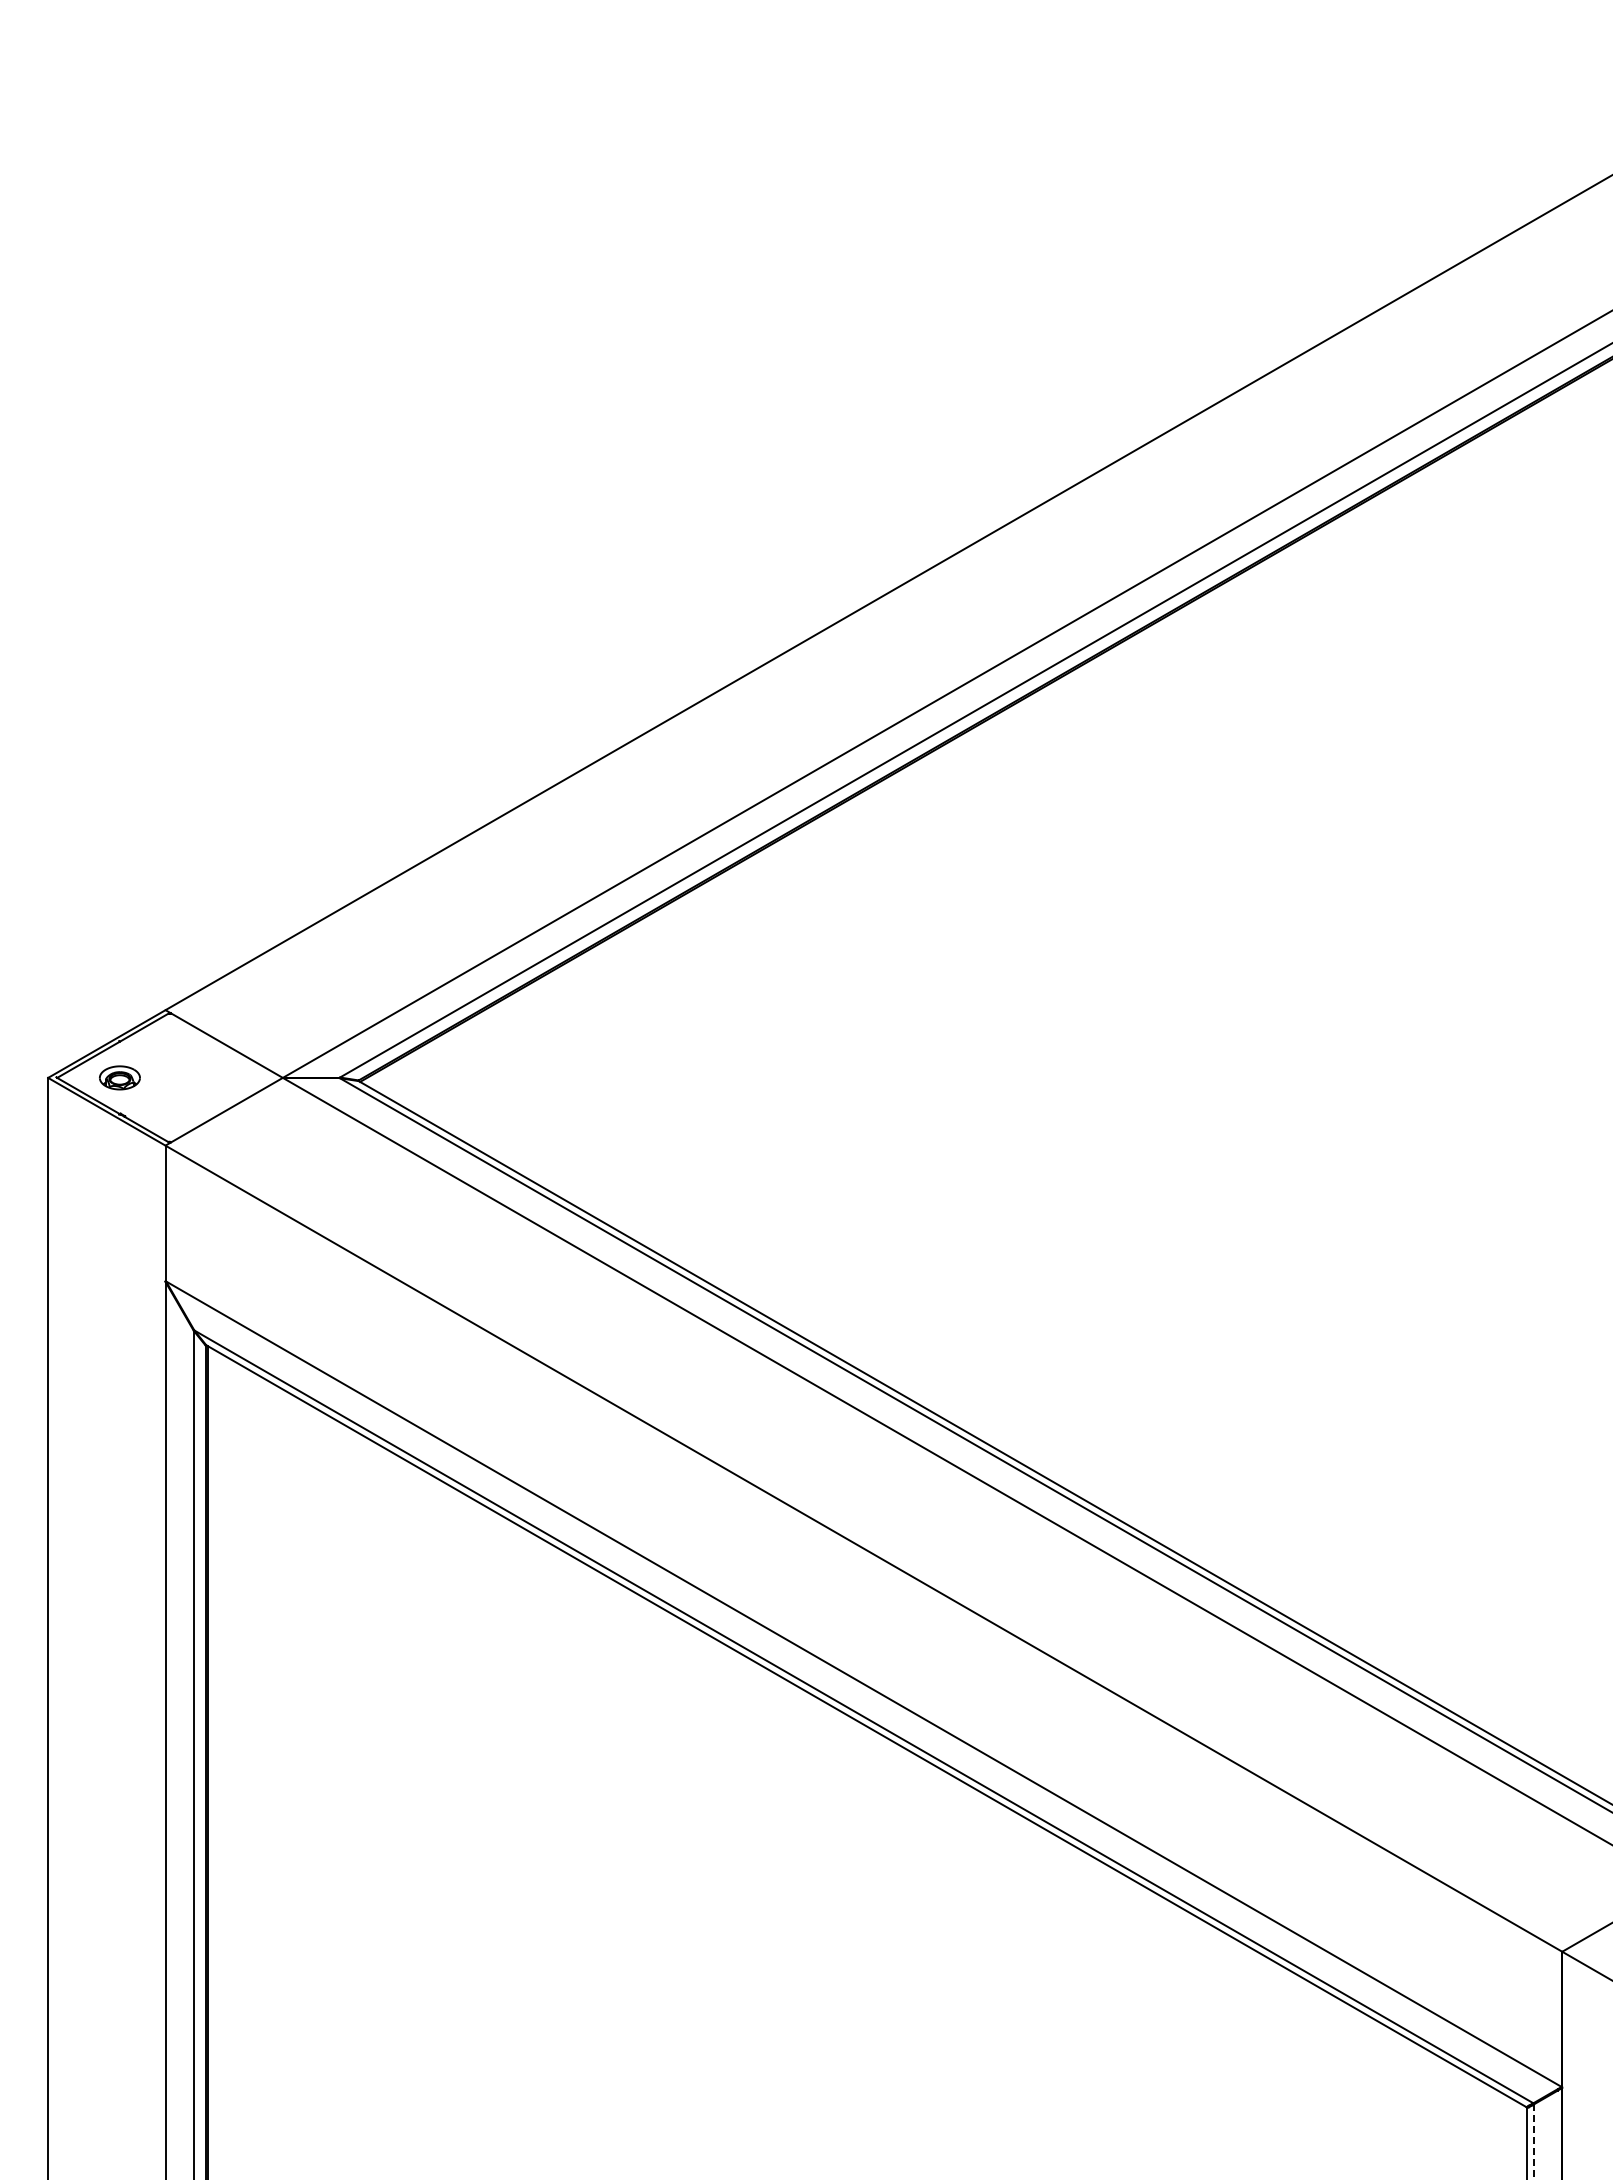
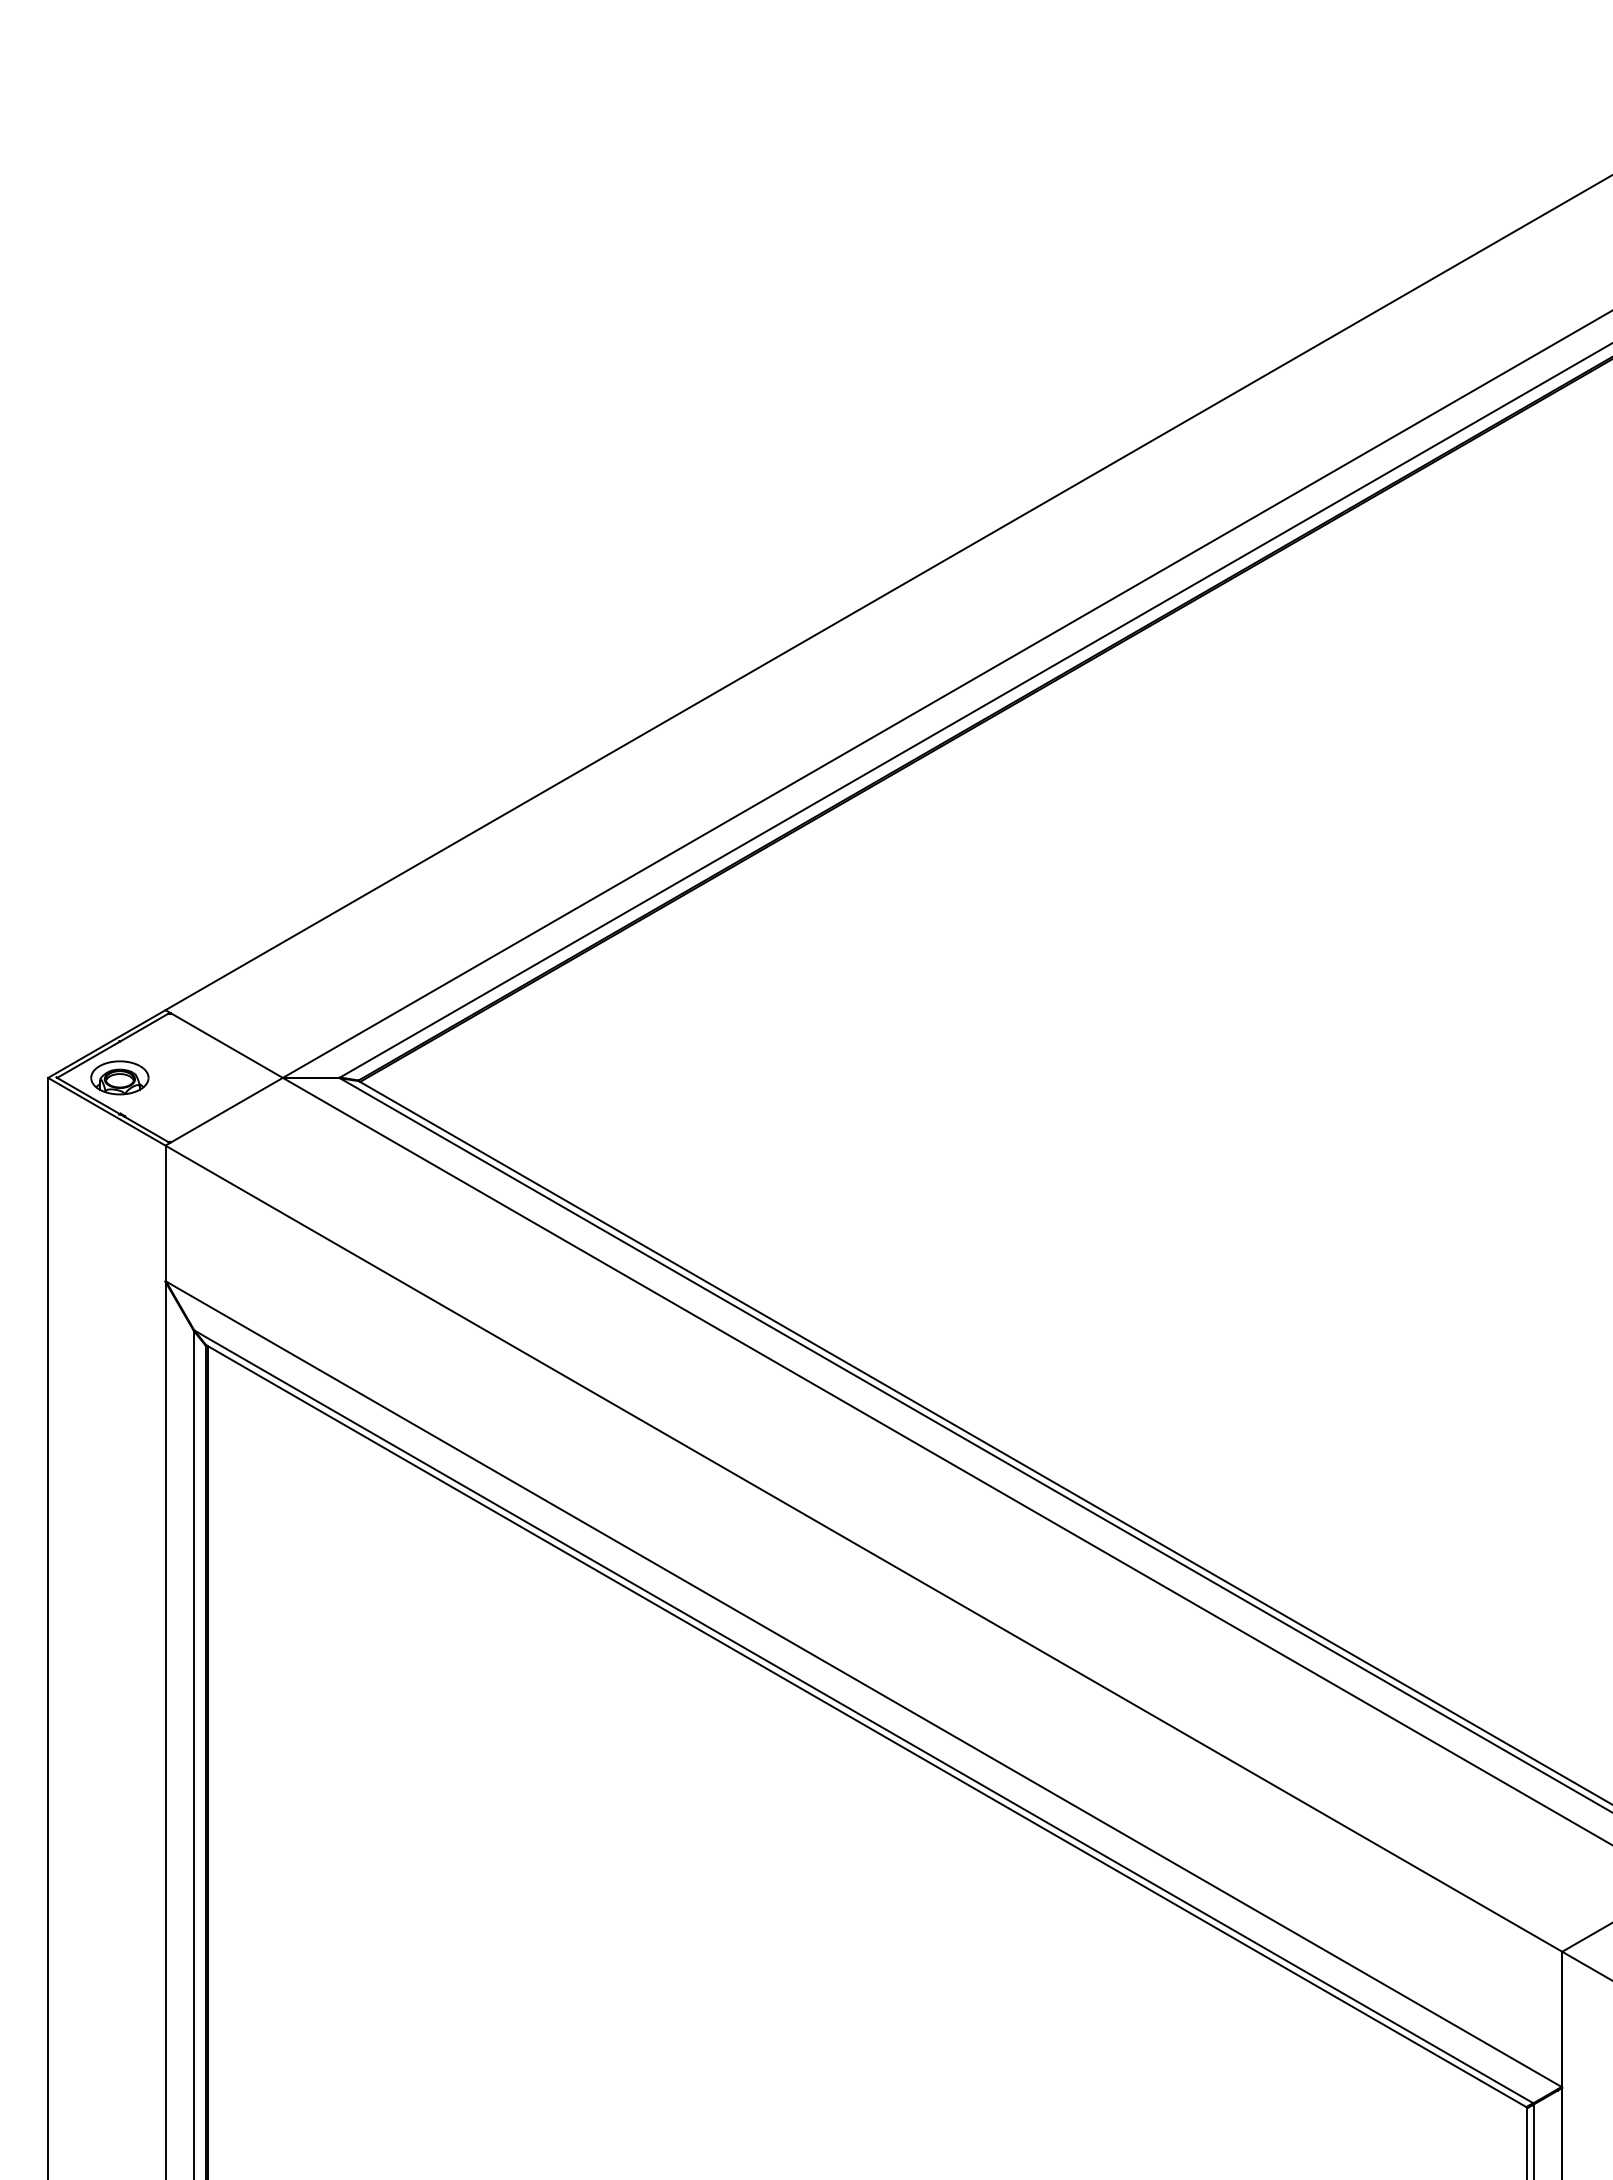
part size: 42x26 px -> 60x36 px (119, 1077)
line: dashed -> solid (1534, 2142)
